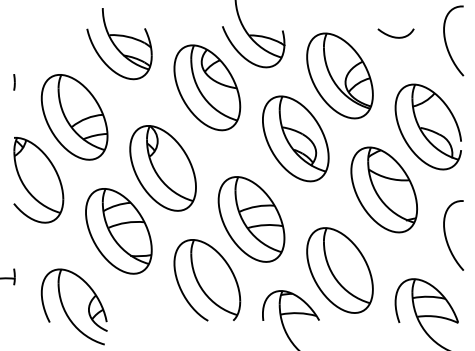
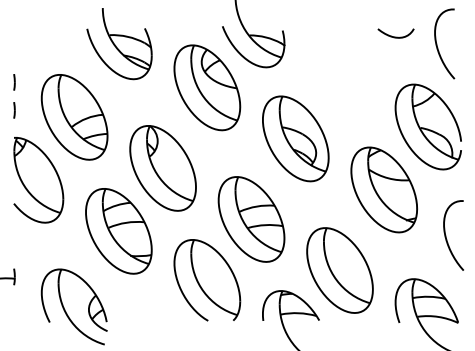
curve position: (446, 40) -> (437, 43) (437, 43)
part: present -> none (339, 75)
line: none -> present (14, 110)
